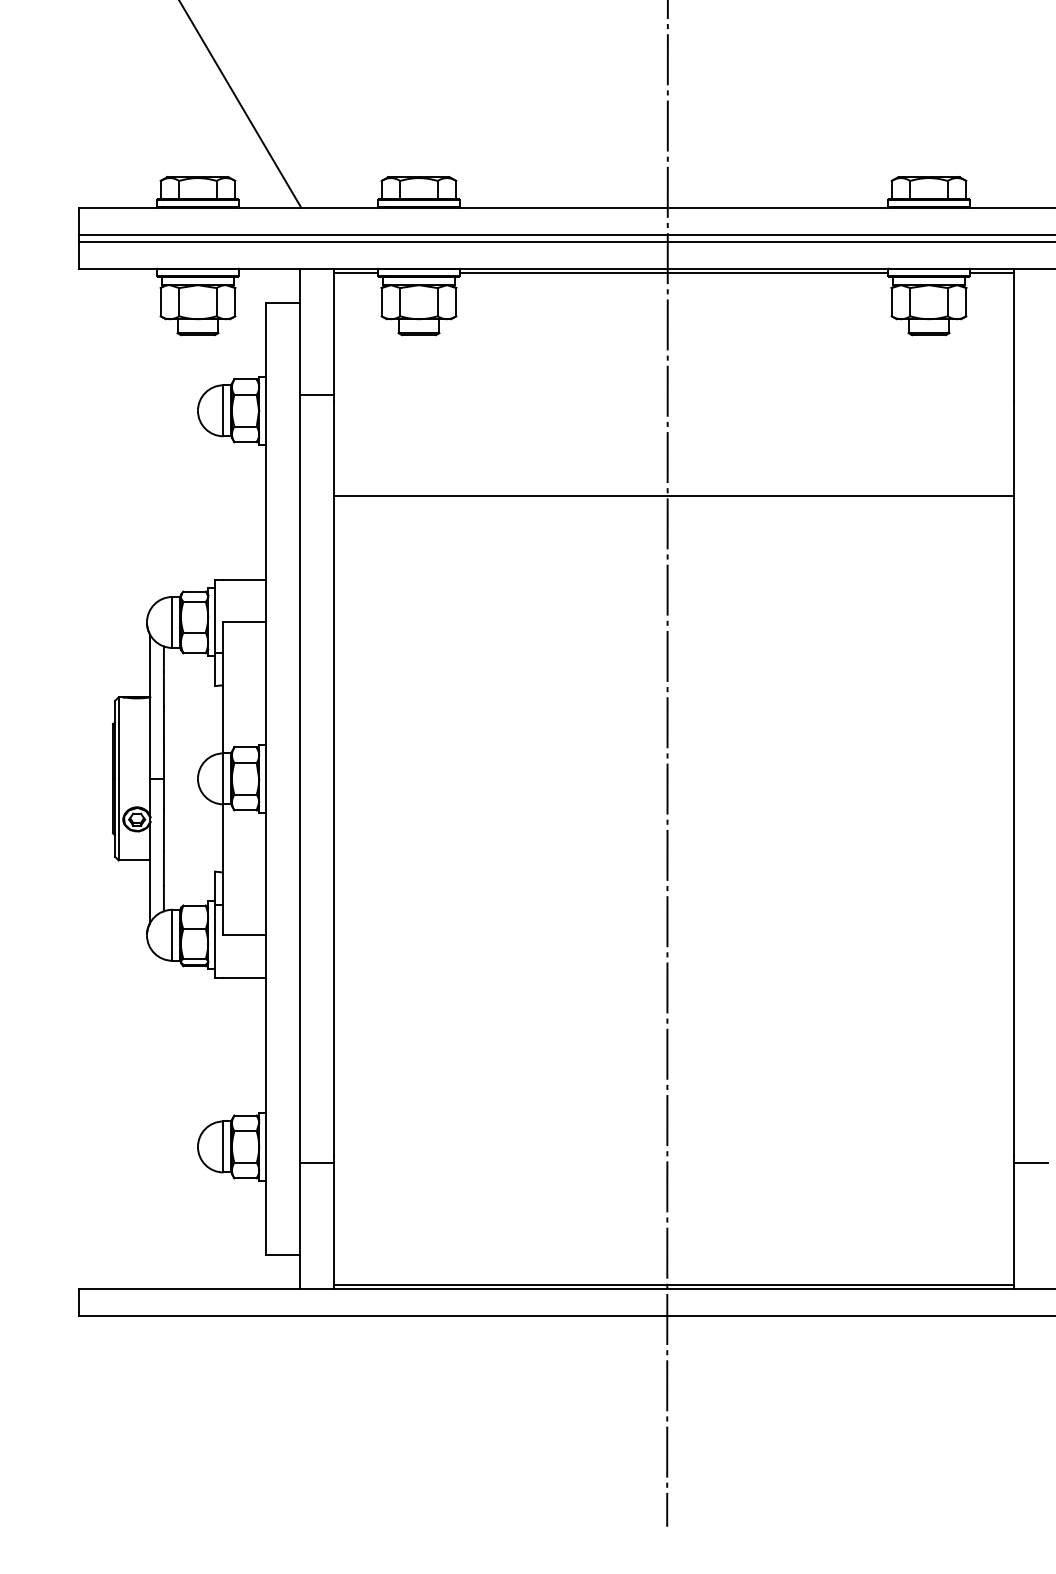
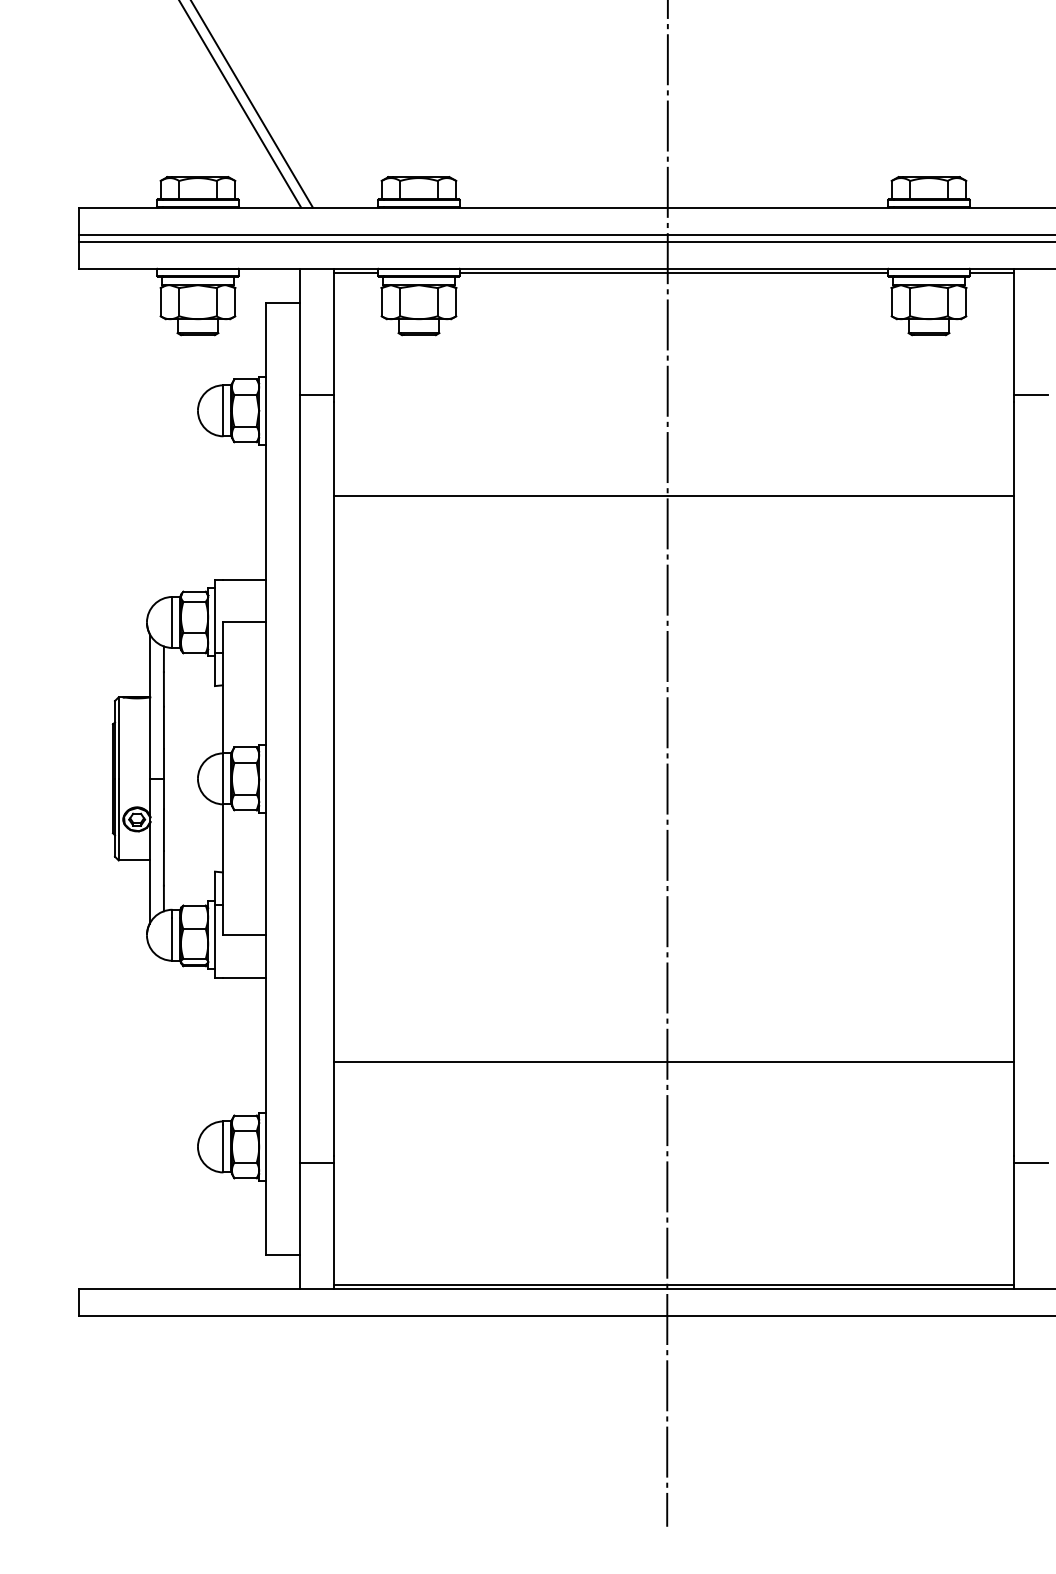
line: none -> present (252, 104)
line: none -> present (1031, 395)
line: none -> present (673, 1062)
